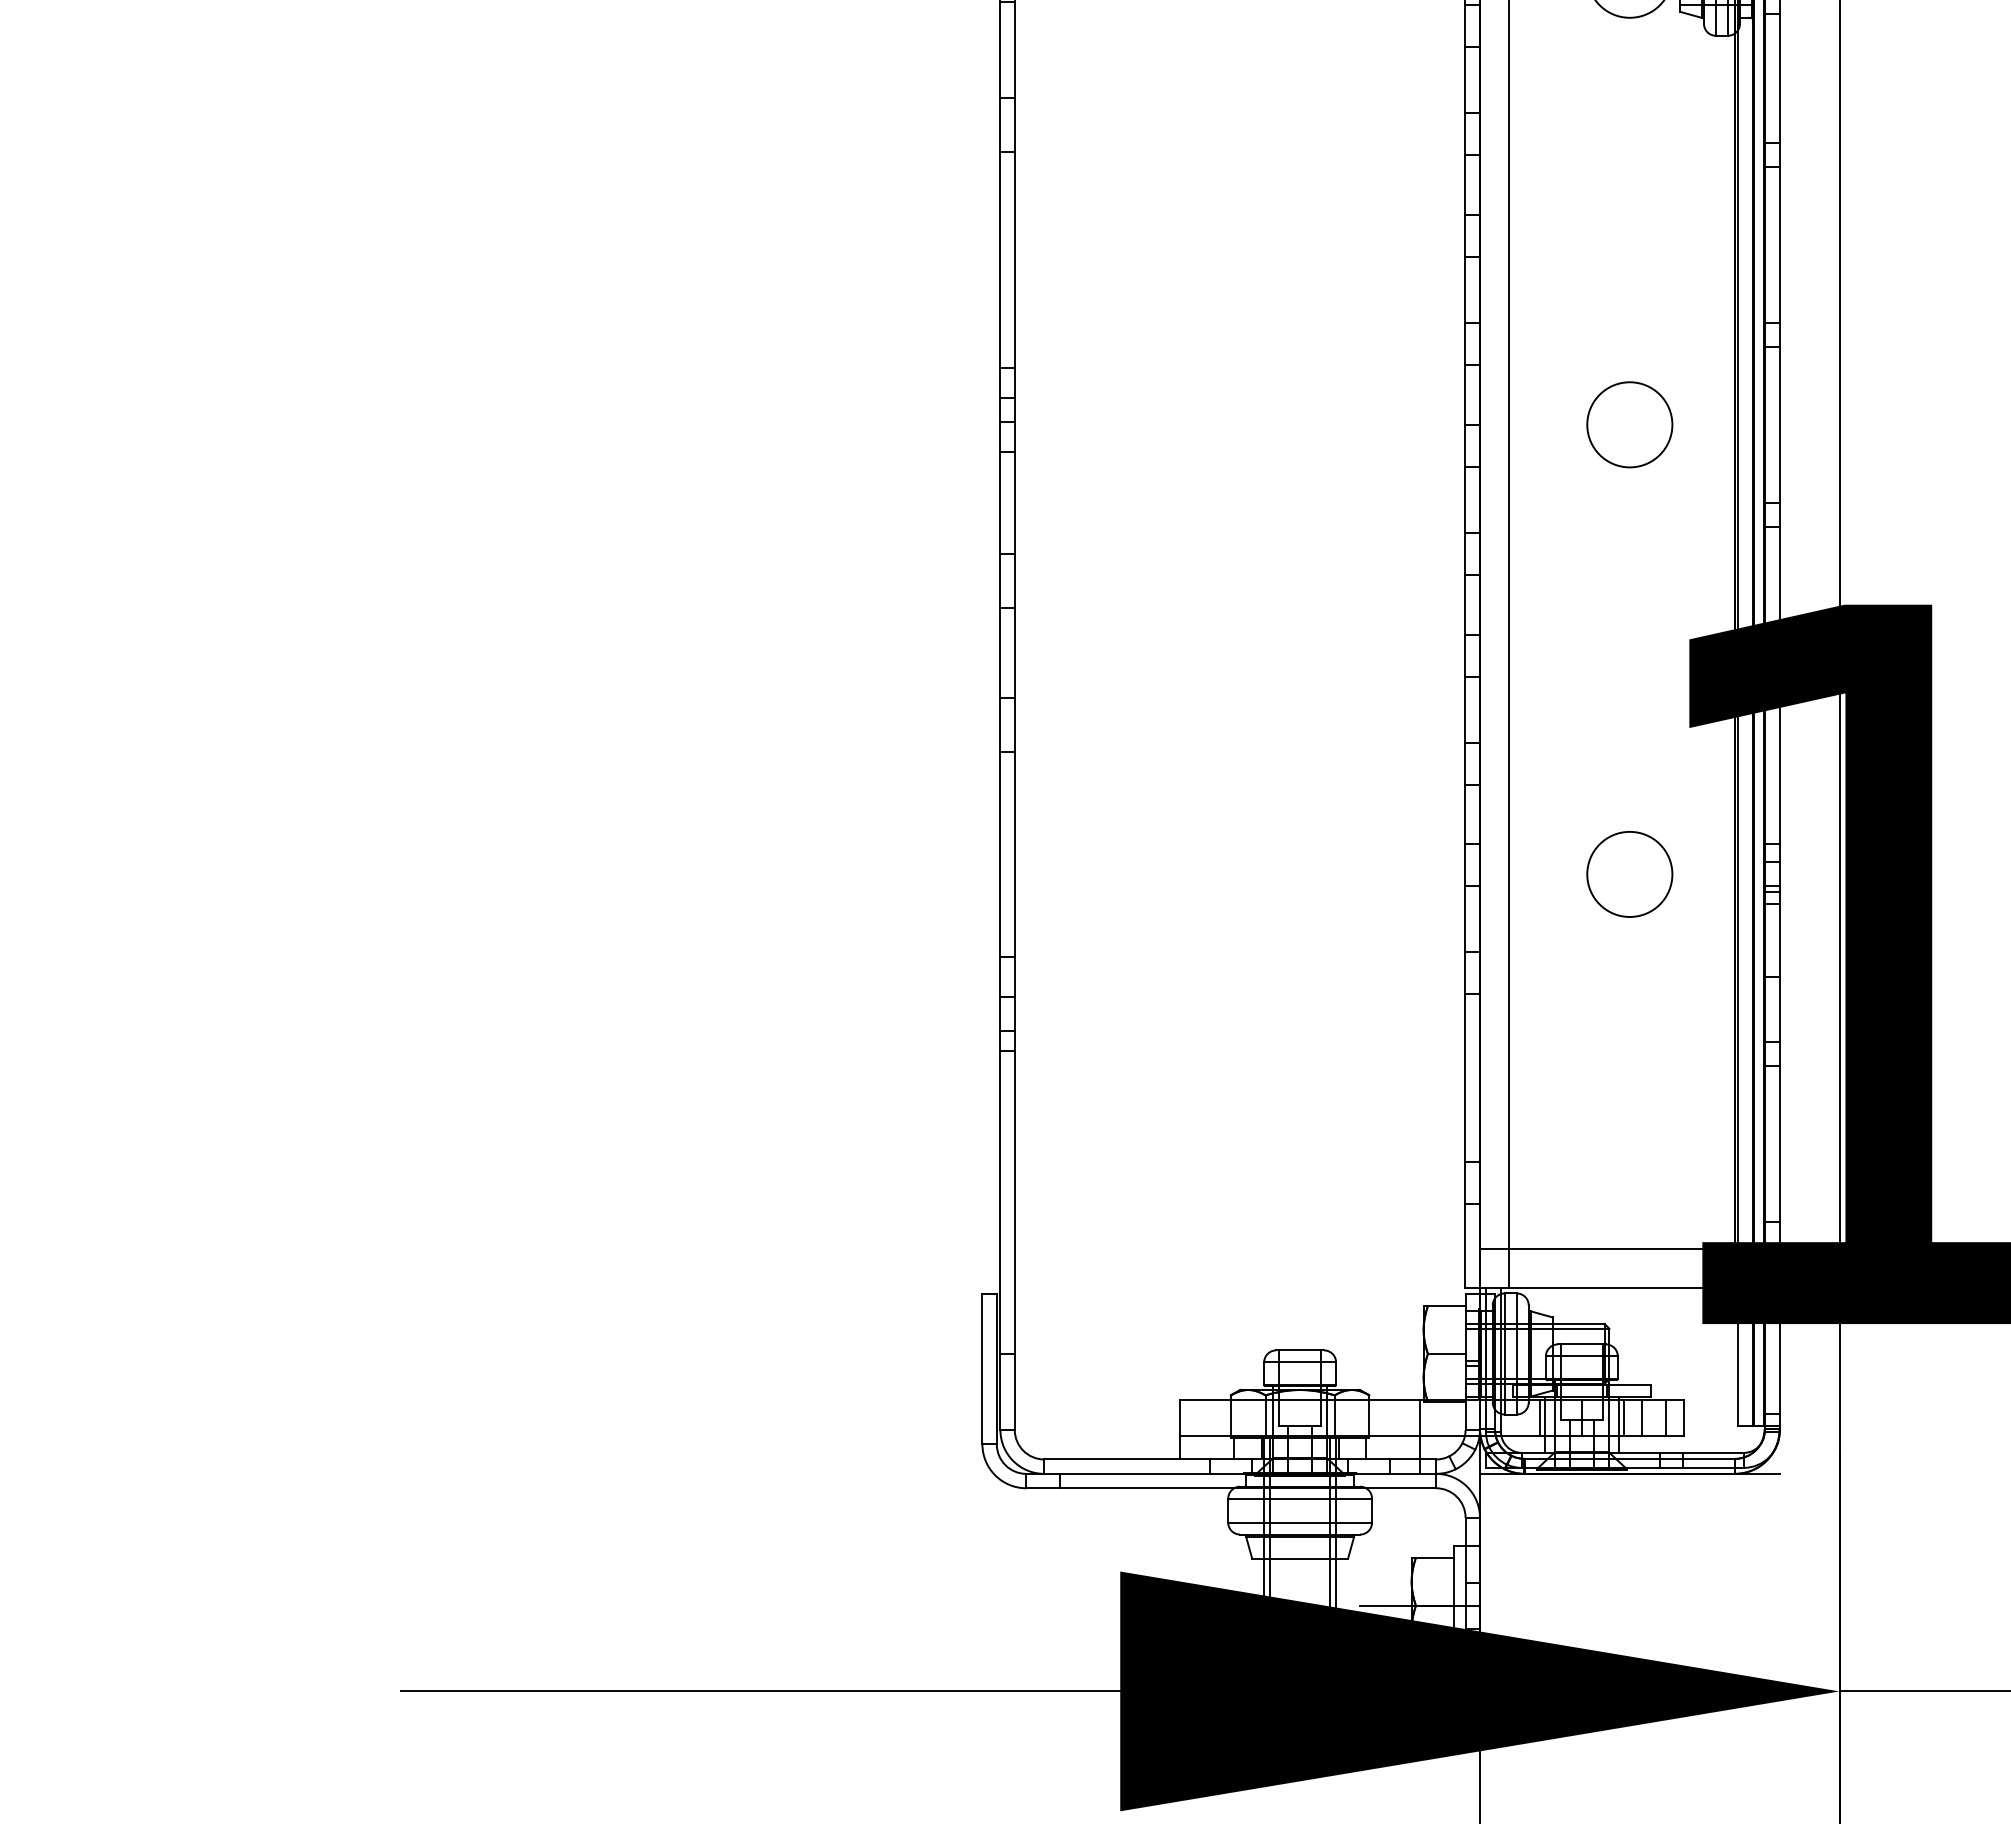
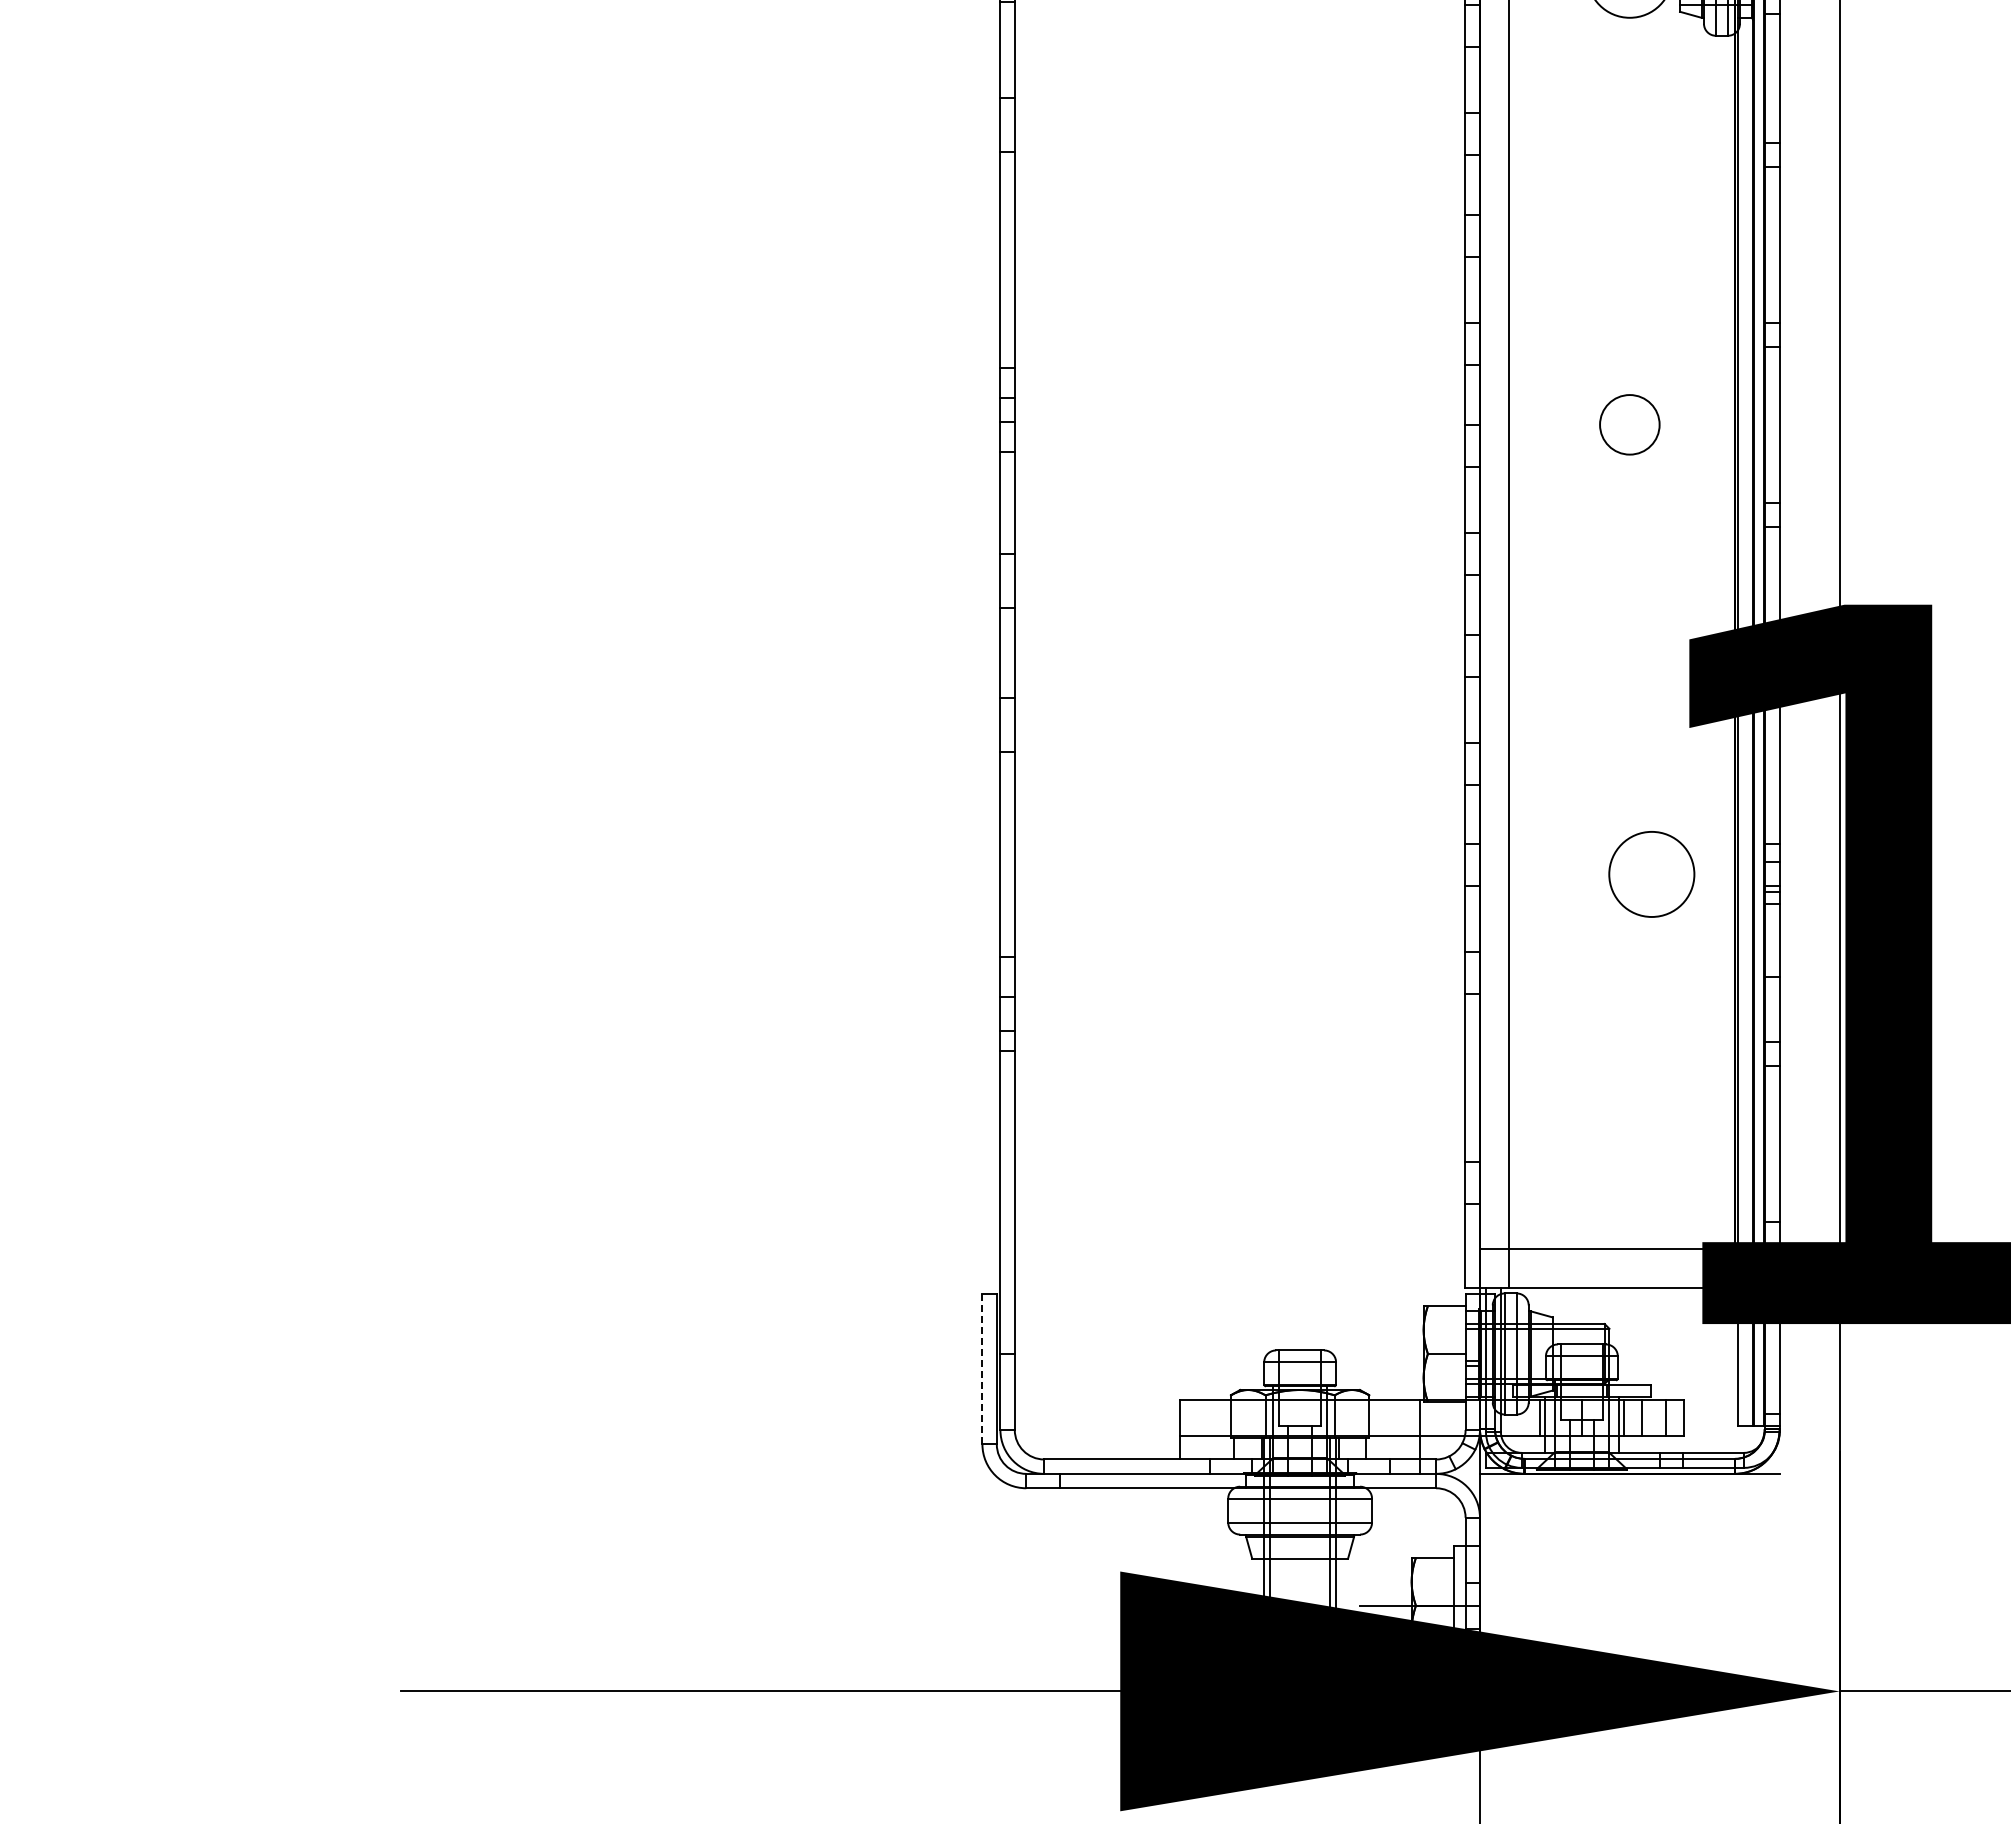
circle diameter: 85 px -> 60 px (1629, 424)
circle position: (1629, 874) -> (1651, 874) (1651, 874)
line: solid -> dashed (982, 1369)
